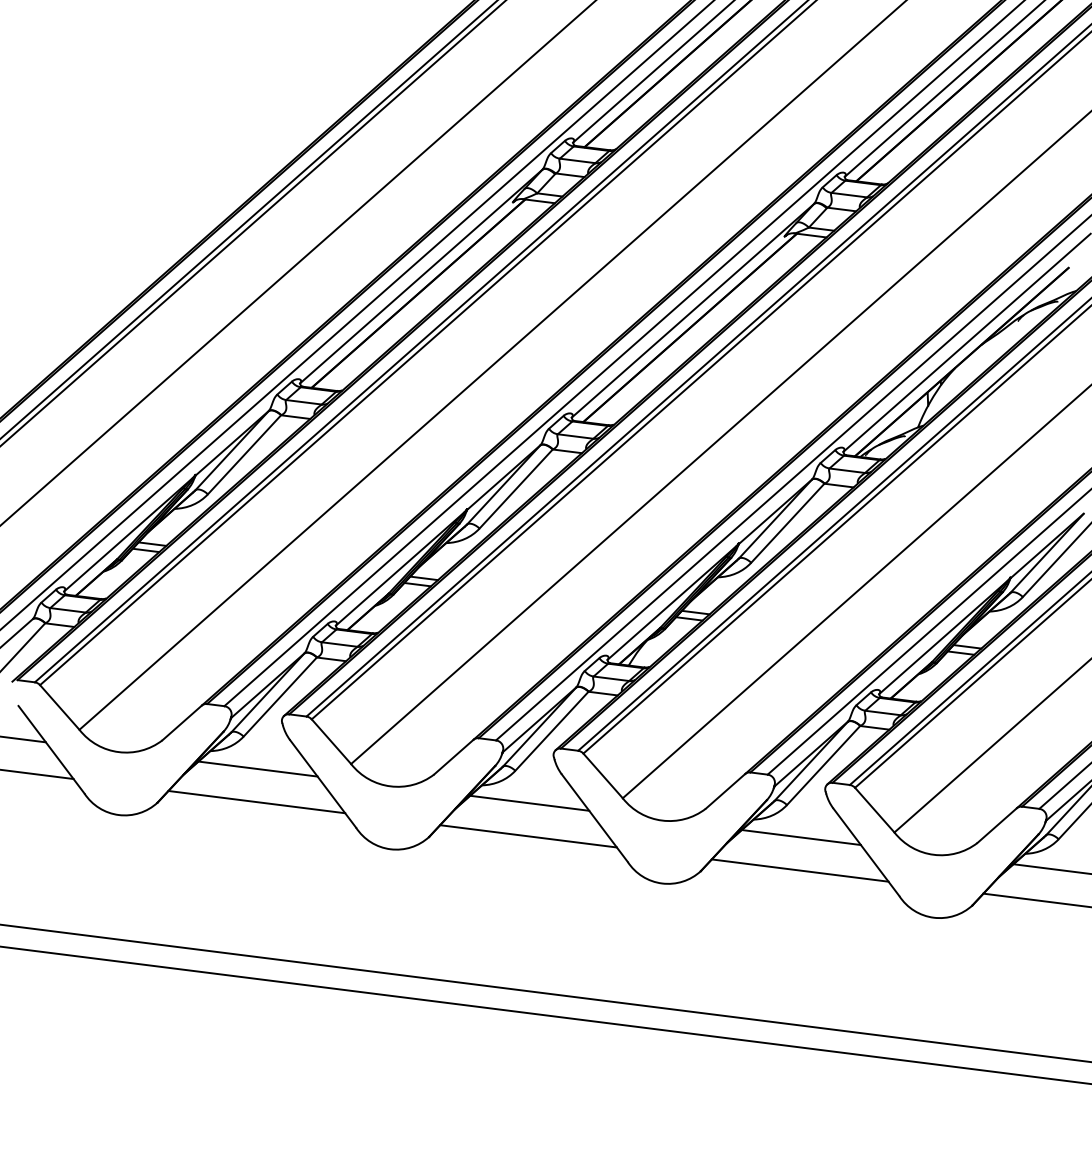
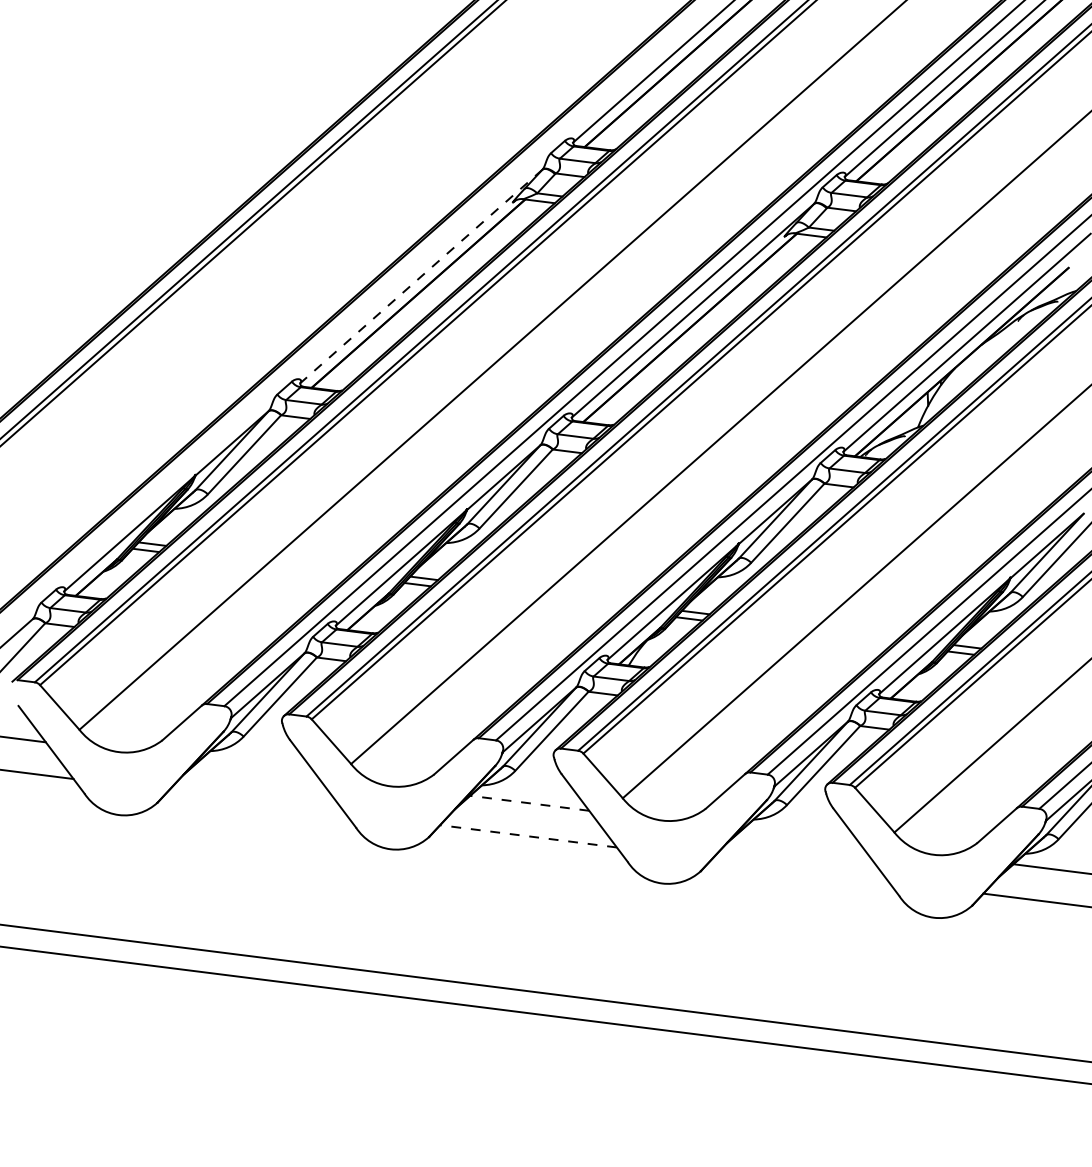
line: present -> none (298, 263)
line: solid -> dashed (421, 276)
line: present -> none (356, 315)
line: present -> none (257, 768)
line: present -> none (256, 801)
line: solid -> dashed (529, 803)
line: solid -> dashed (528, 836)
line: present -> none (800, 837)
line: present -> none (799, 870)
